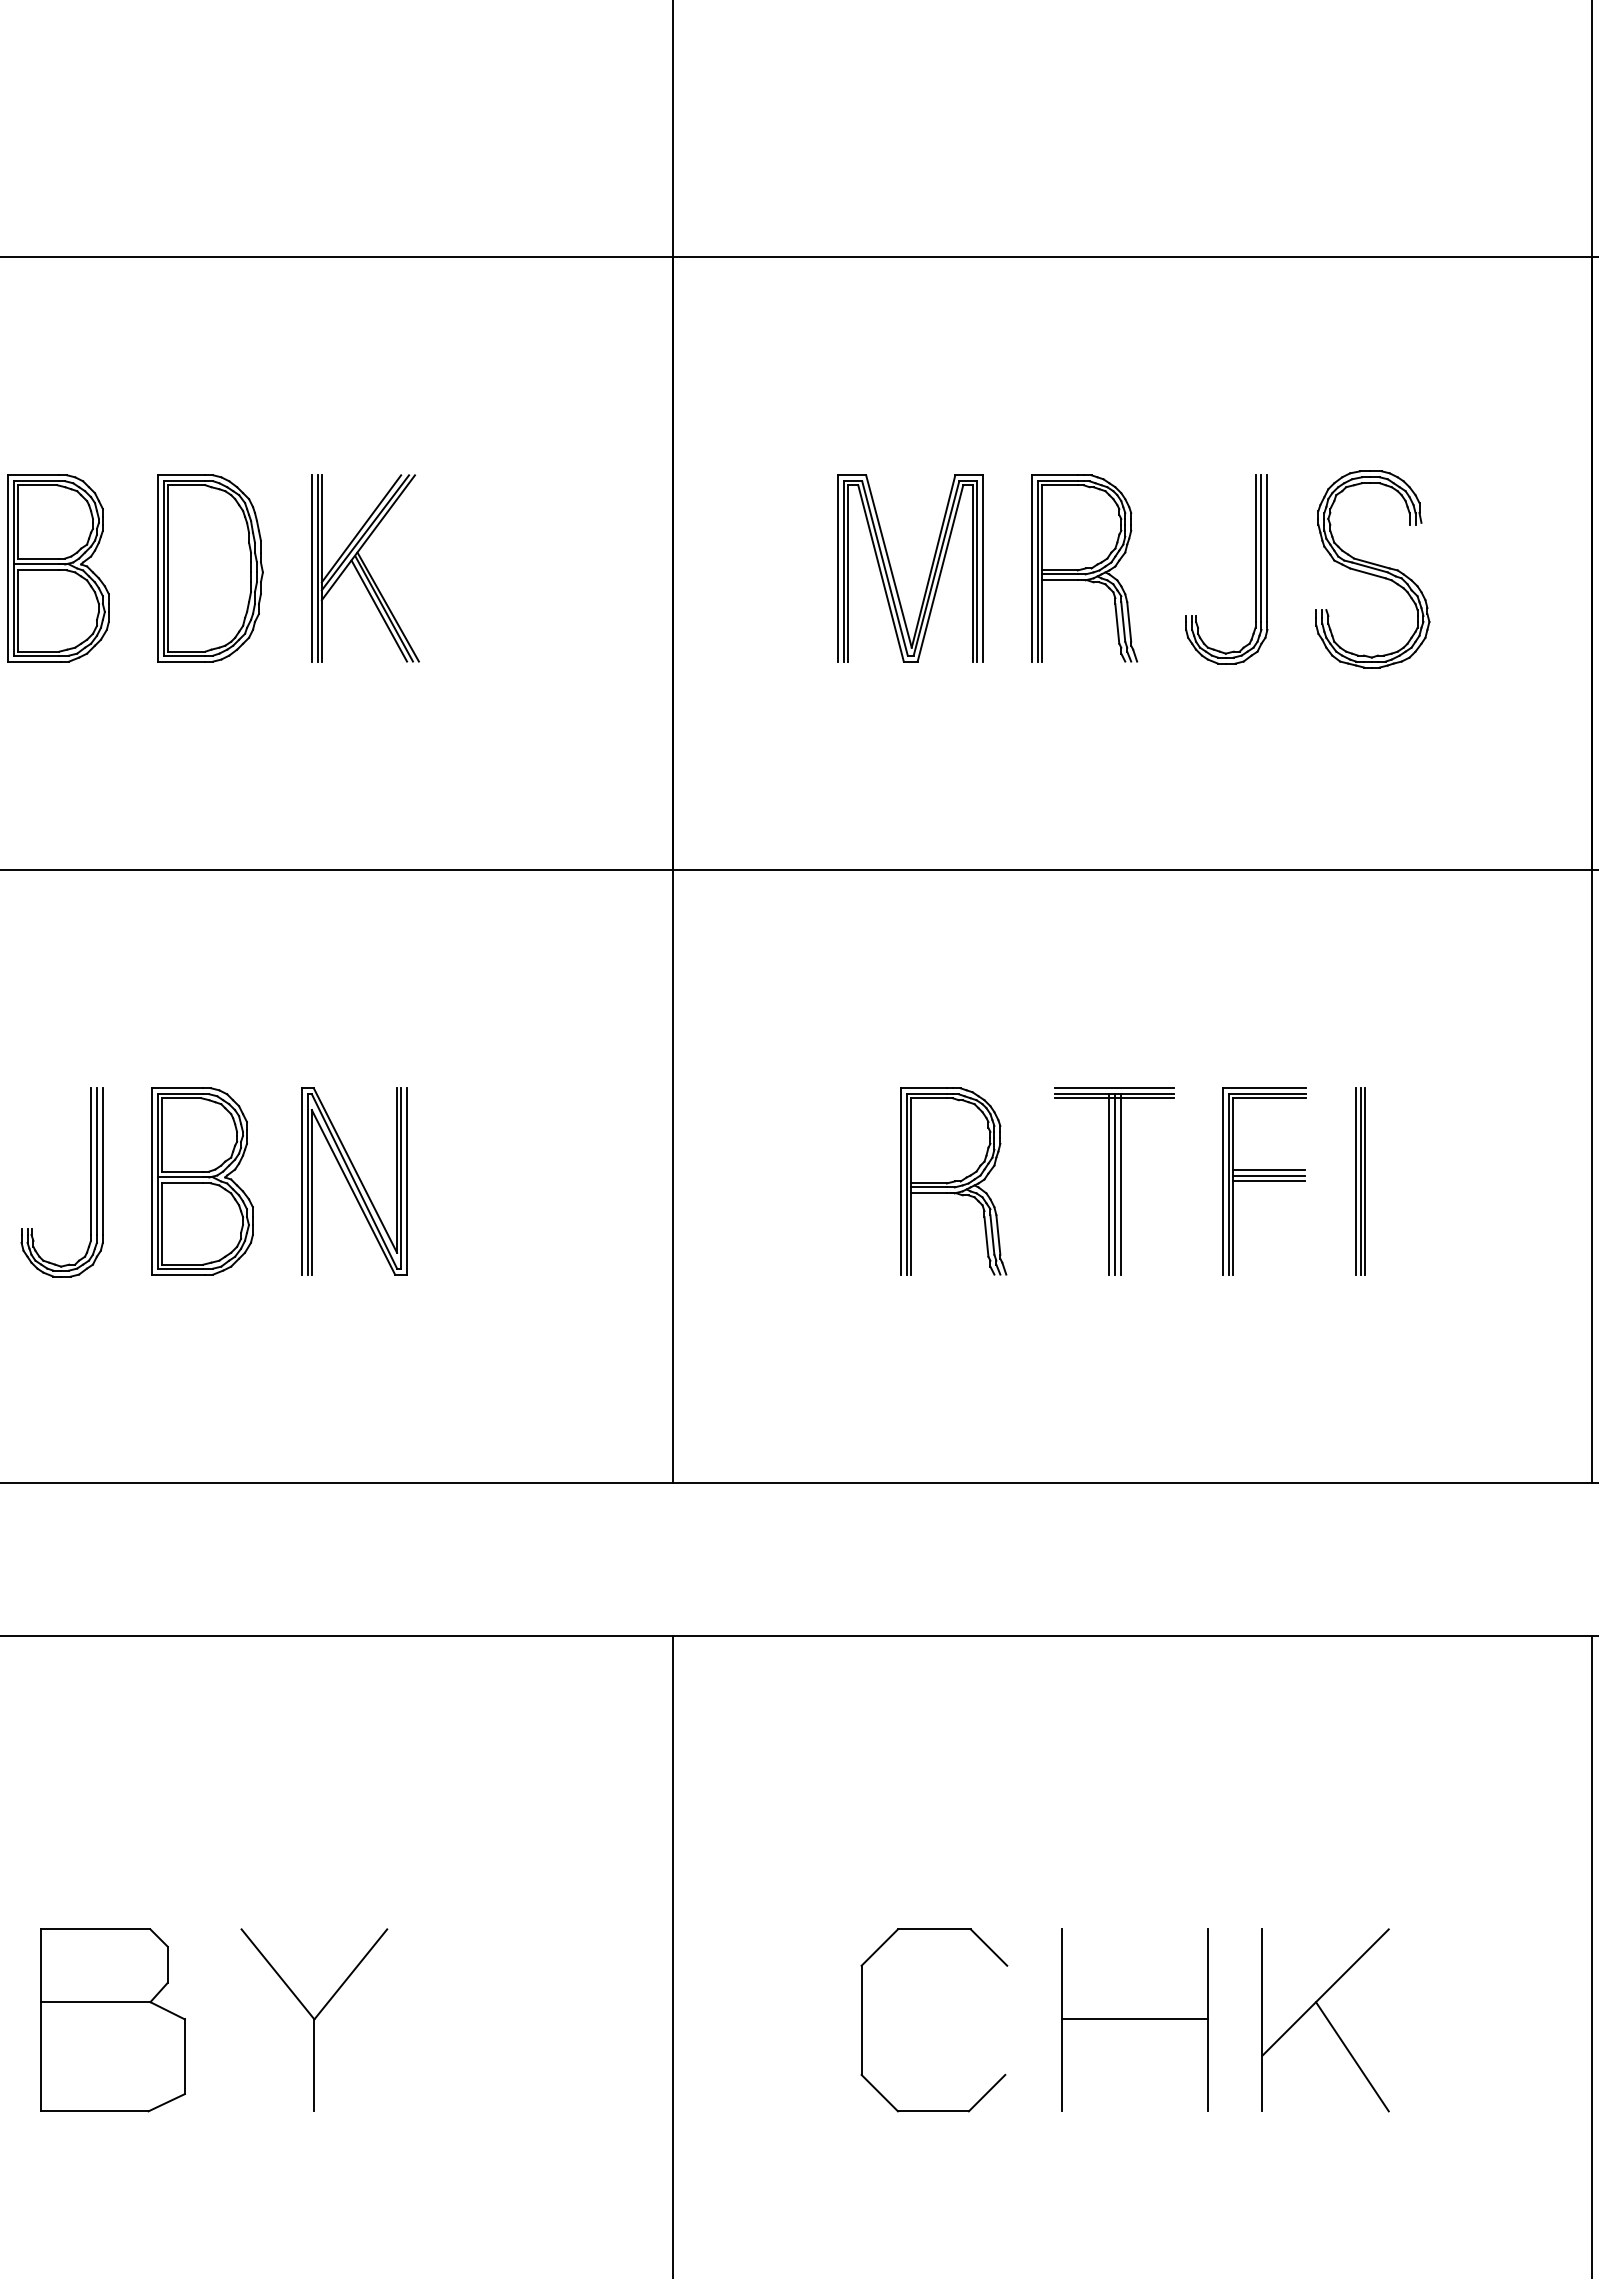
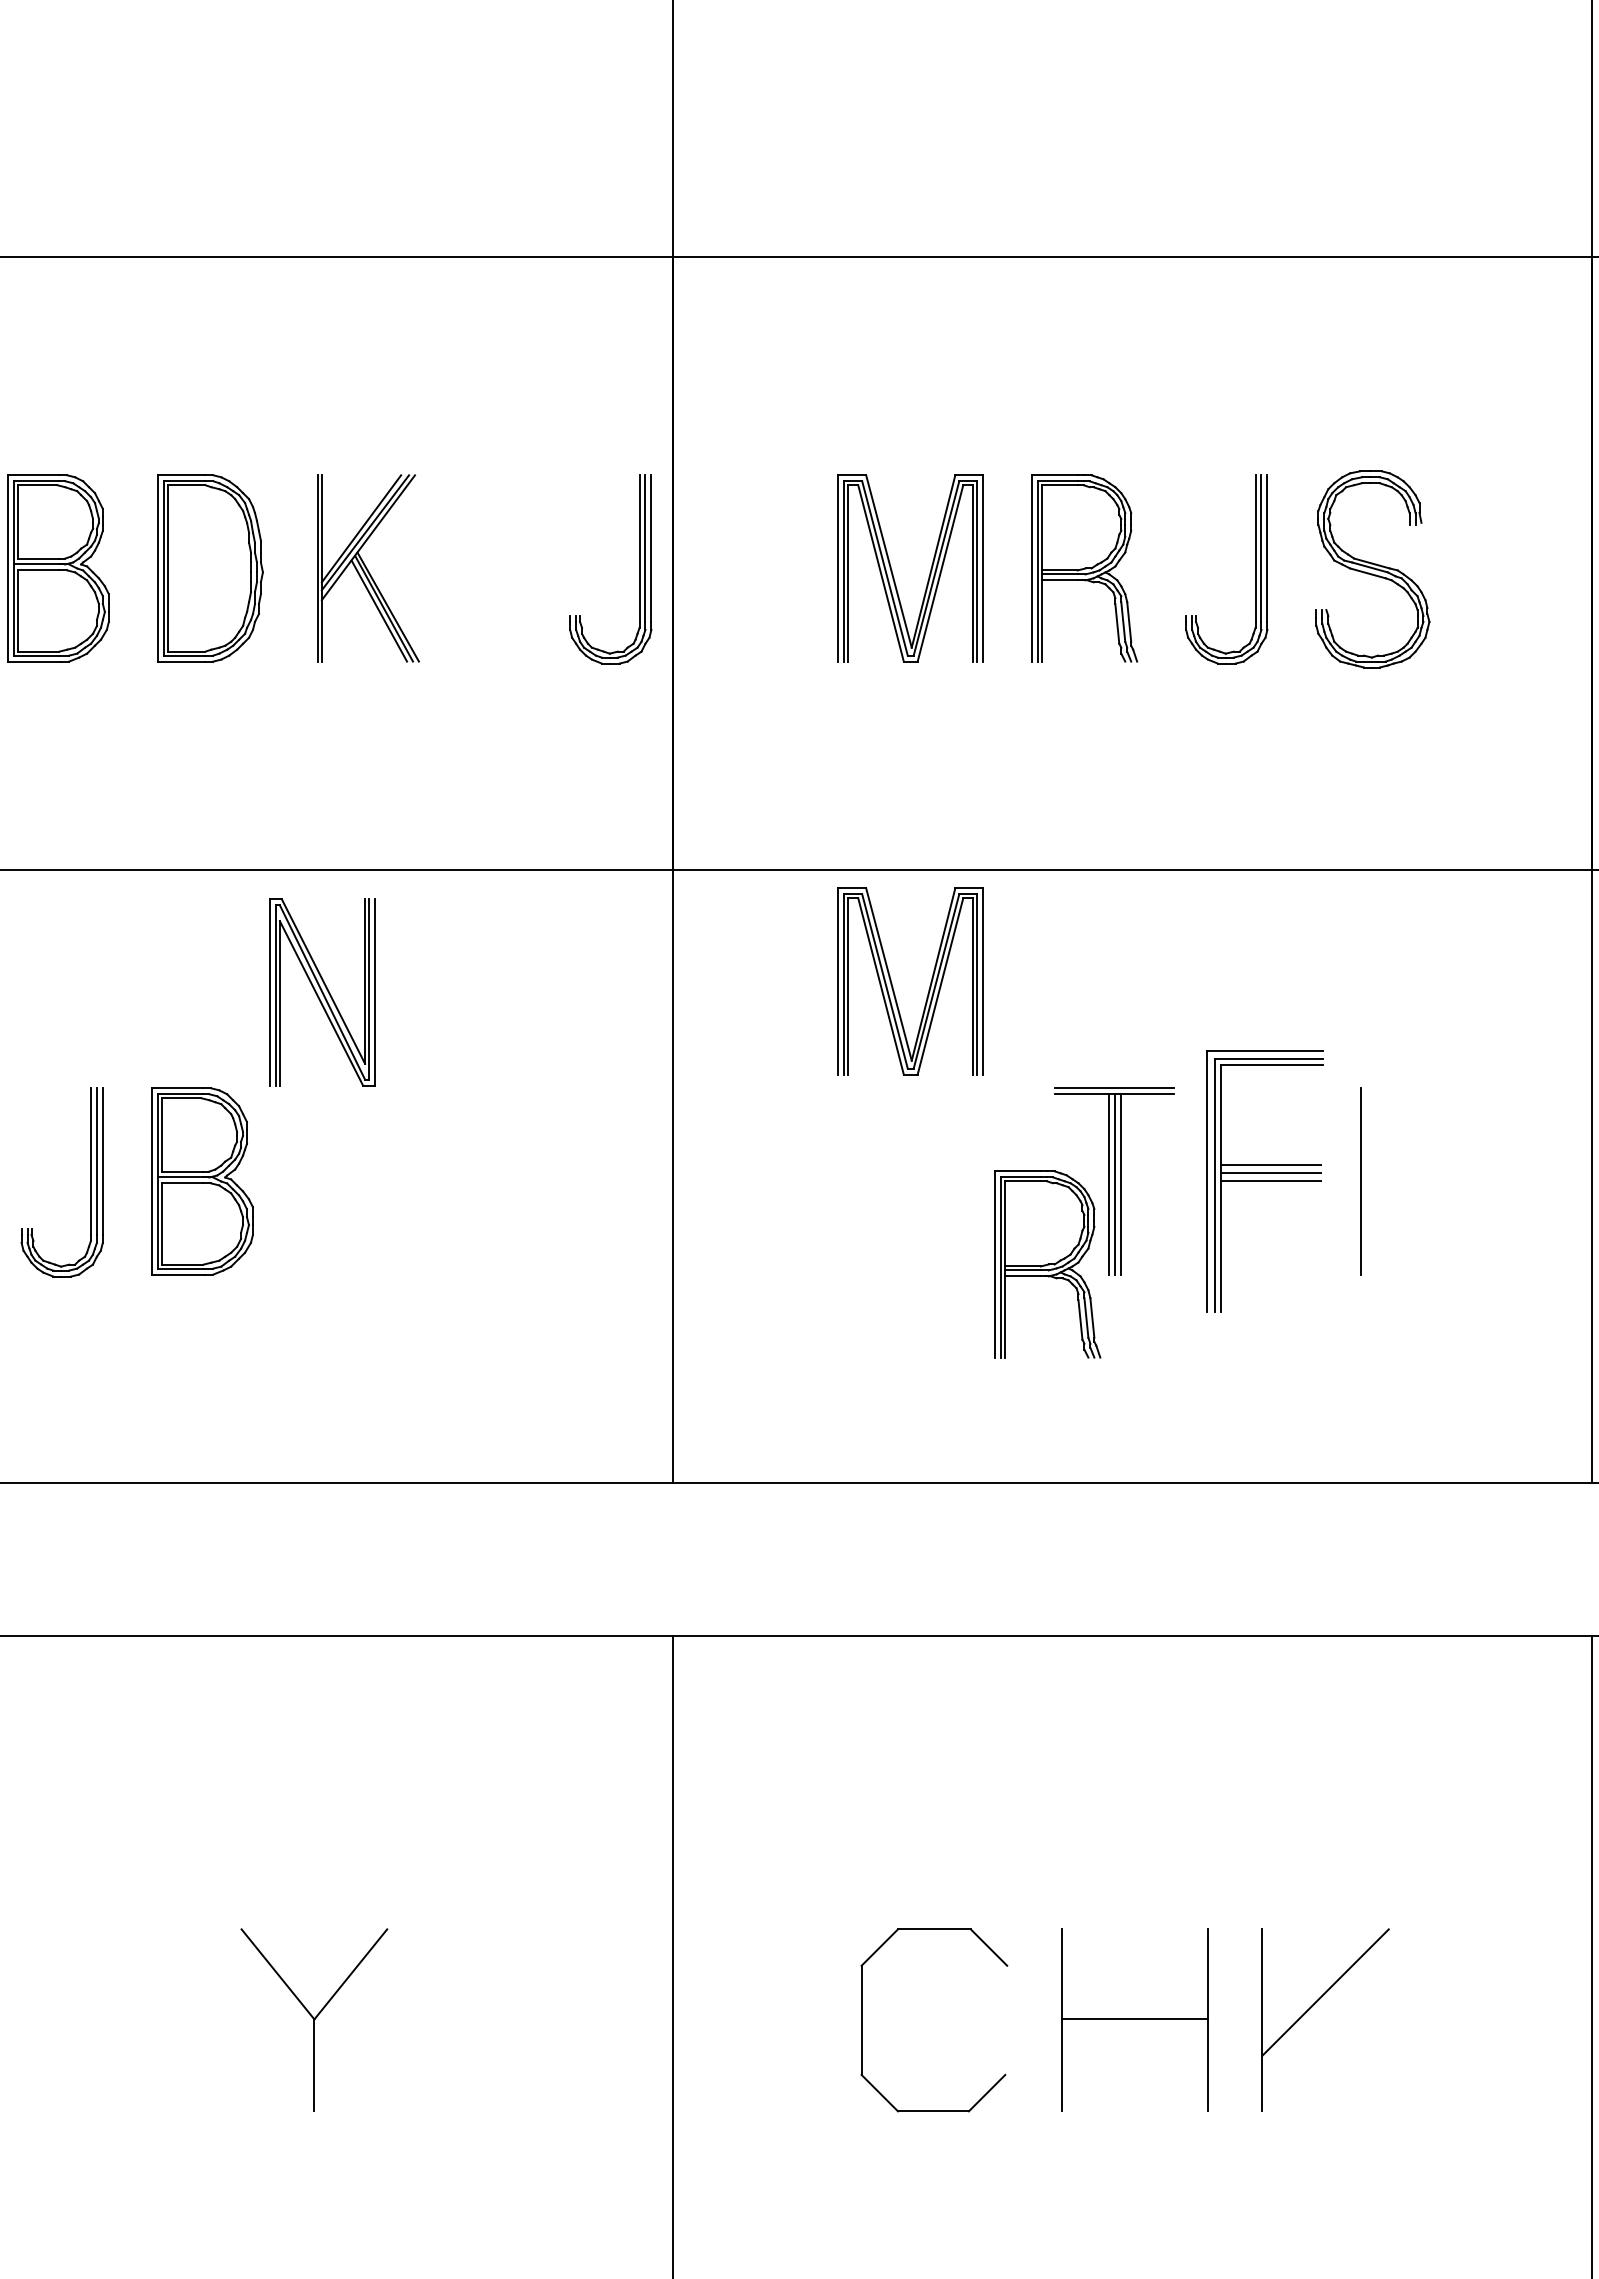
line: present -> none (311, 568)
part: none -> present (639, 569)
part: none -> present (893, 986)
line: present -> none (1114, 1098)
part position: (354, 1181) -> (322, 992) (322, 992)
part position: (953, 1181) -> (1047, 1264) (1047, 1264)
part size: 85x189 px -> 118x263 px (1264, 1181)
line: present -> none (1355, 1181)
line: present -> none (1365, 1181)
part: present -> none (112, 2020)
line: present -> none (1352, 2056)
